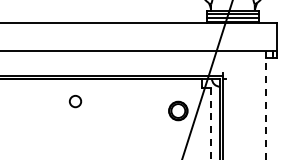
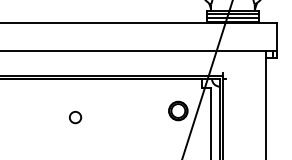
circle position: (75, 101) -> (75, 117) (75, 117)
line: dashed -> solid (266, 105)
line: dashed -> solid (210, 123)
